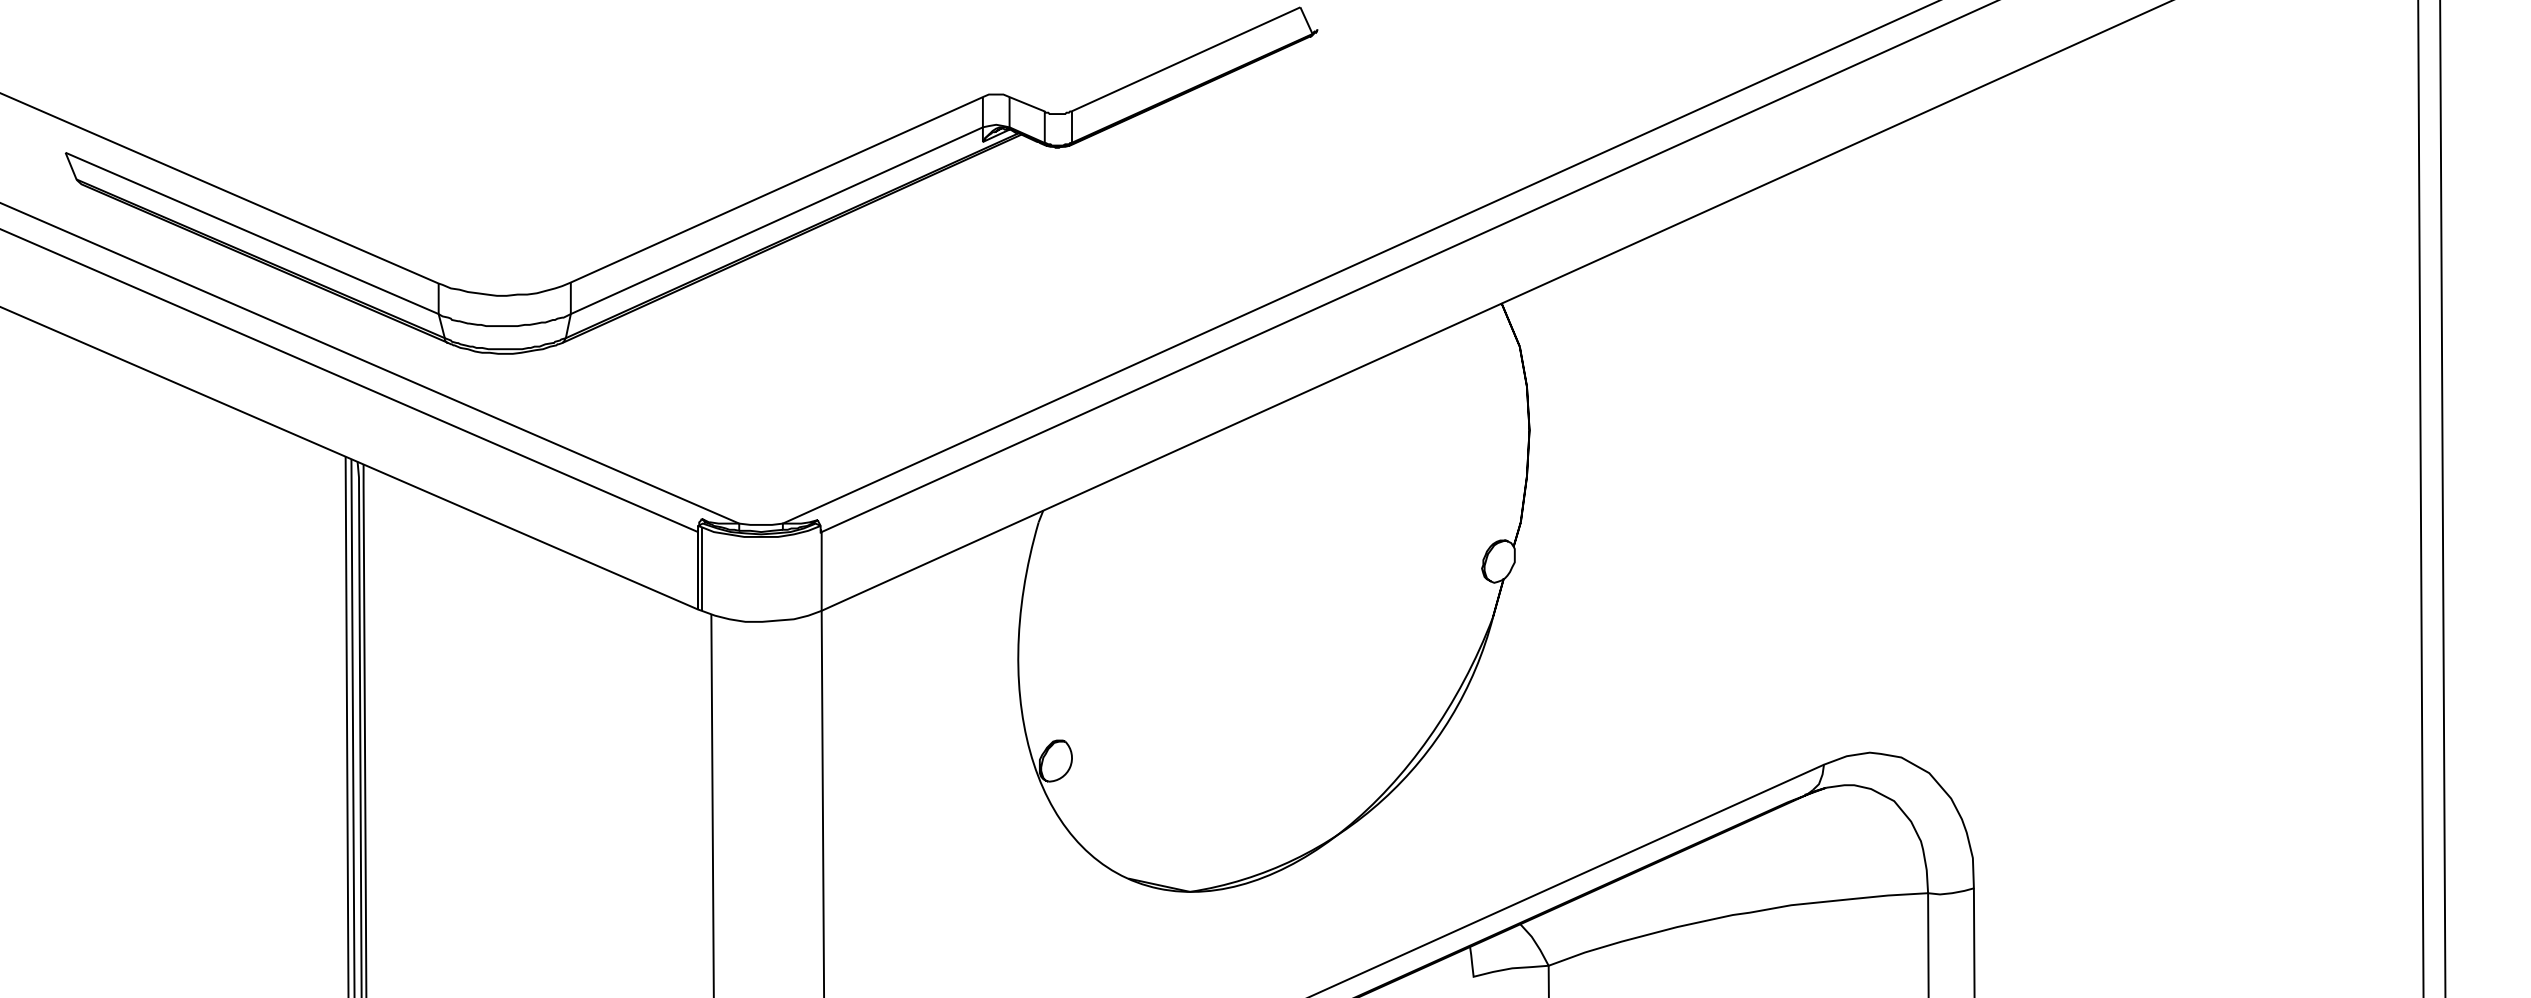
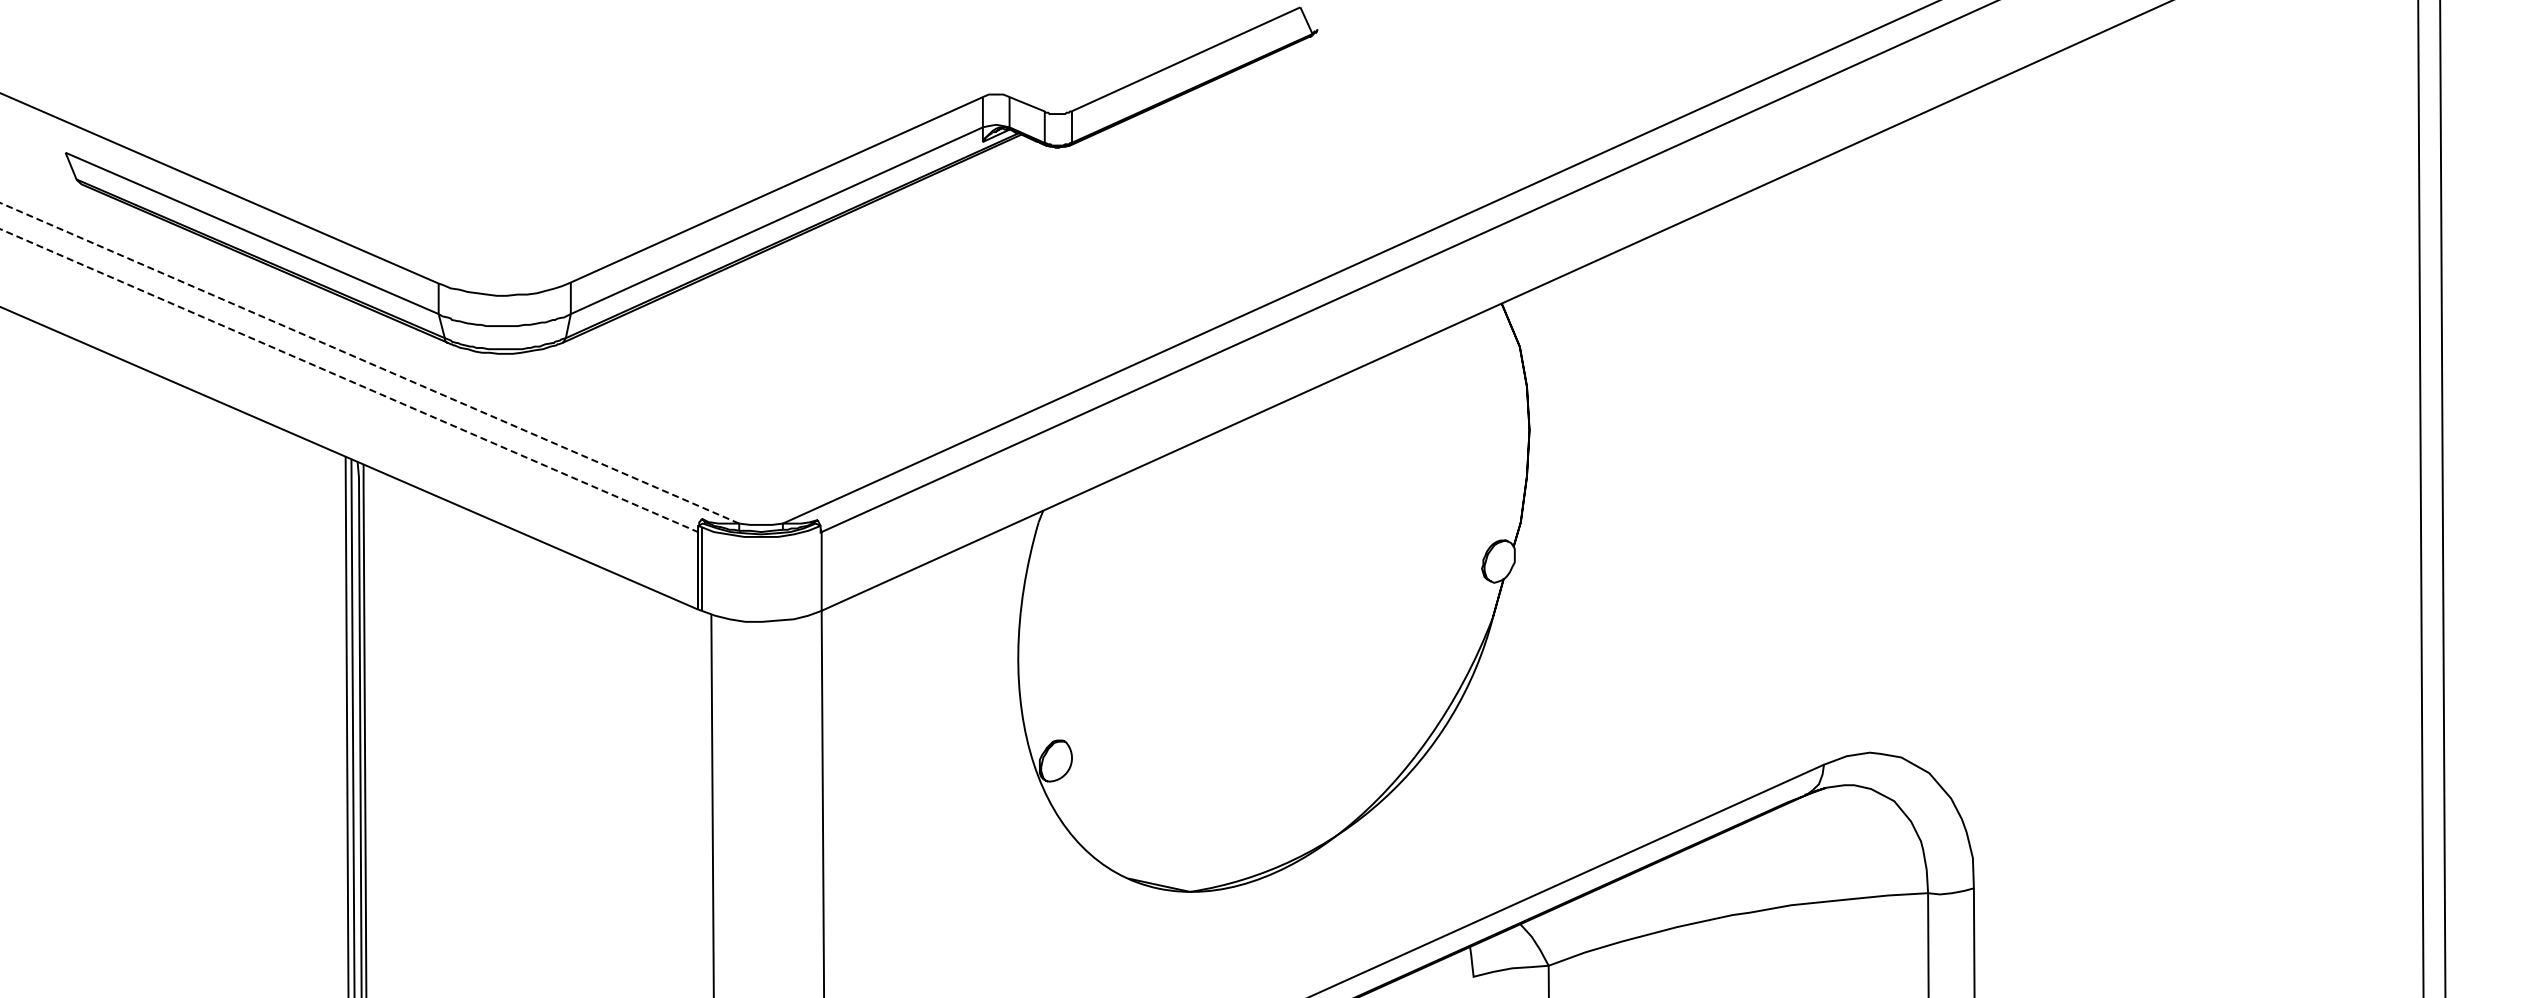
line: solid -> dashed (369, 363)
line: solid -> dashed (349, 380)
